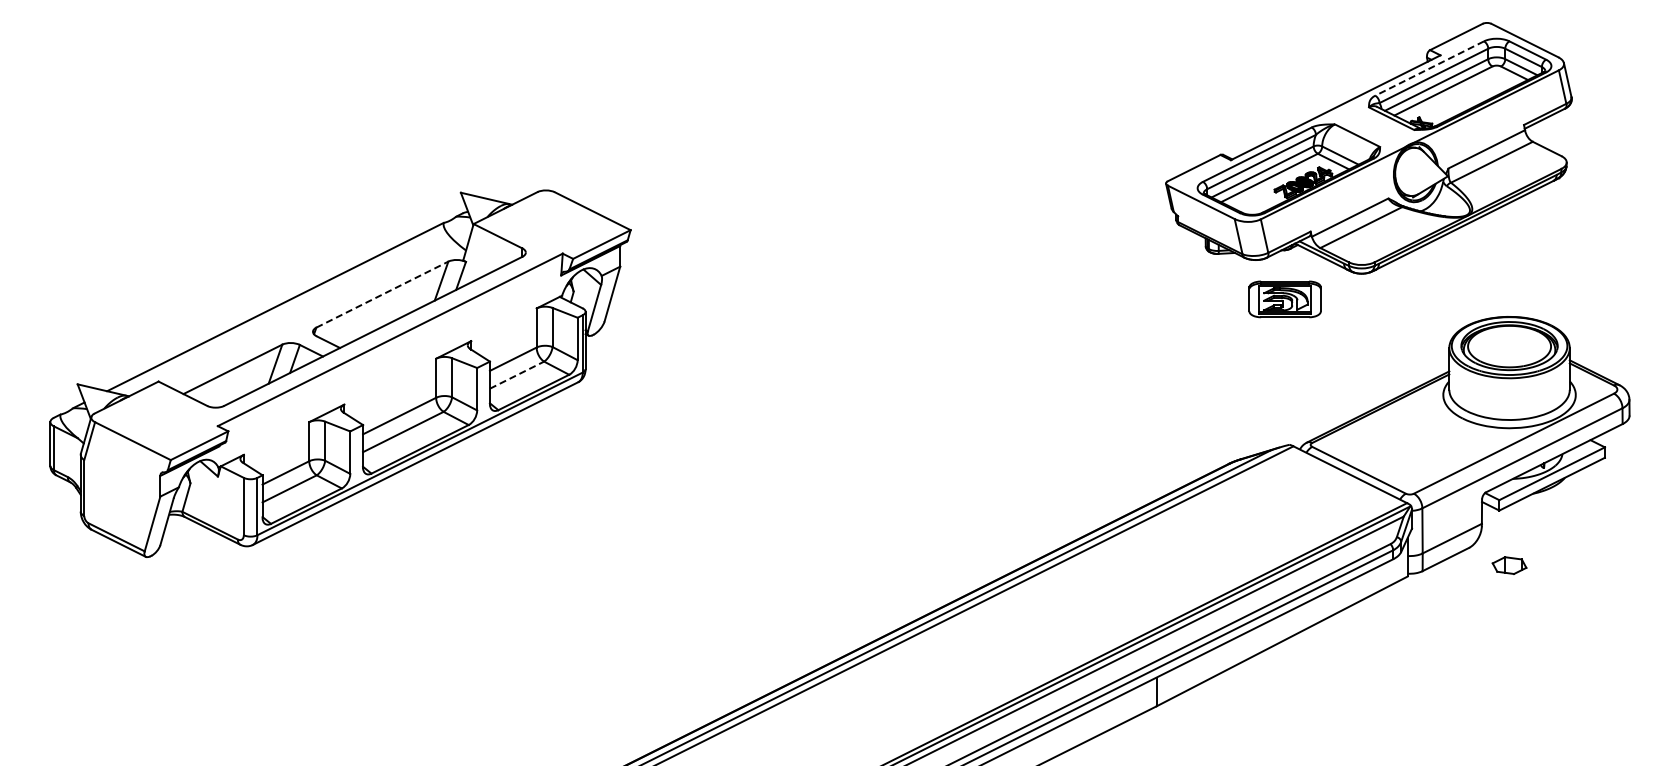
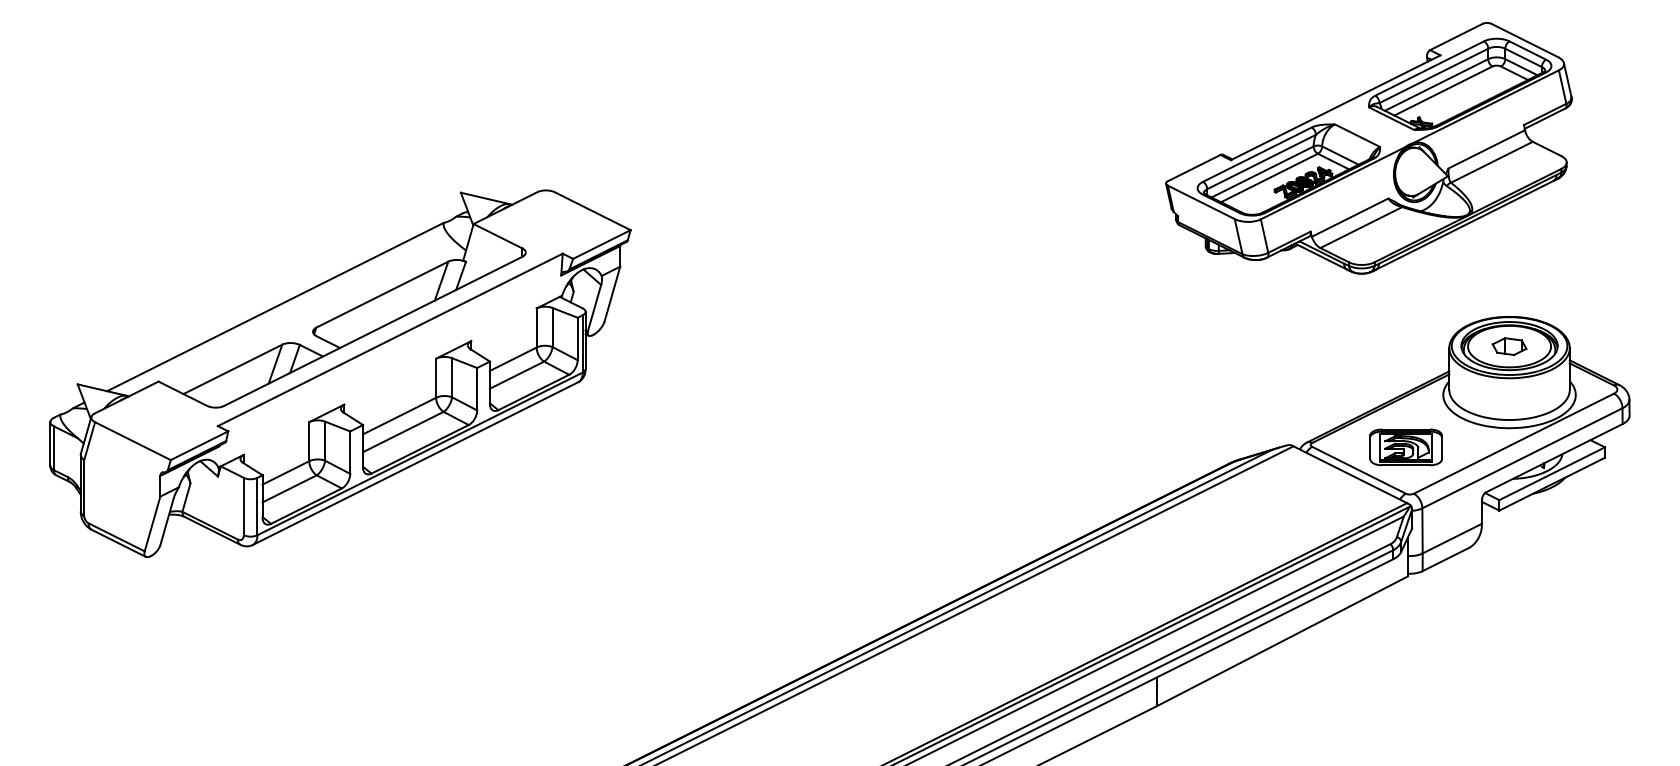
line: dashed -> solid (1429, 68)
line: dashed -> solid (382, 294)
part position: (1284, 299) -> (1405, 447) (1405, 447)
line: dashed -> solid (517, 374)
part position: (1509, 565) -> (1509, 346) (1509, 346)
